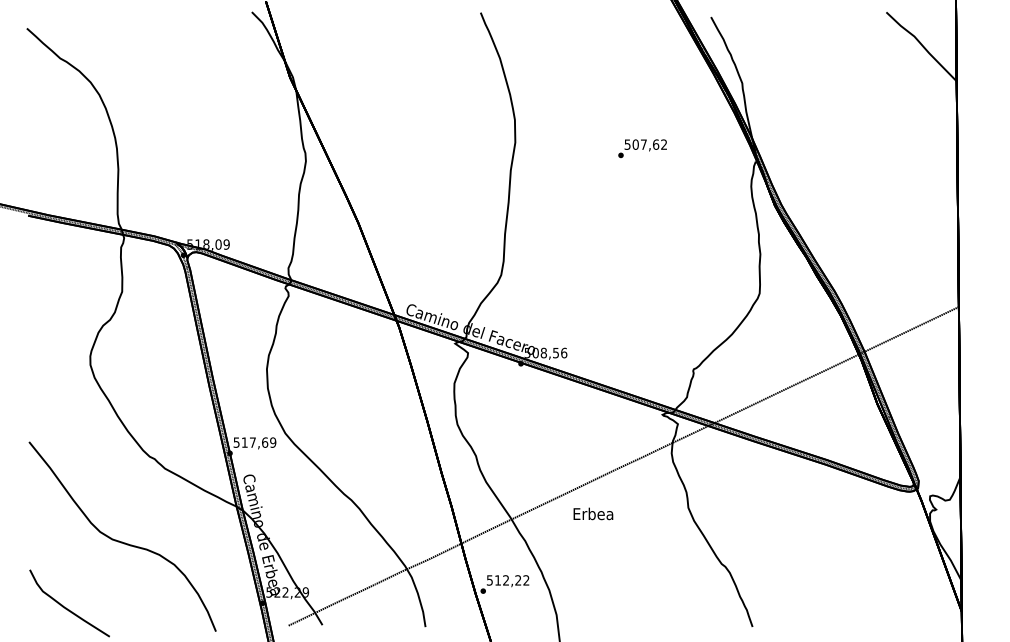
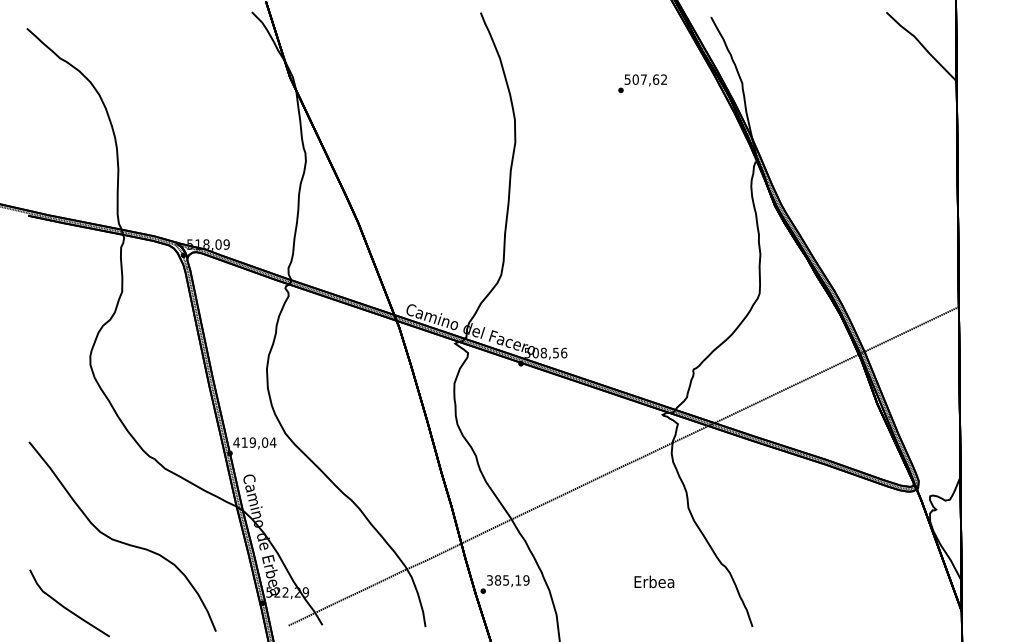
text position: (642, 148) -> (642, 83) (642, 83)
text: 517,69 -> 419,04 (254, 442)
text position: (593, 513) -> (654, 581) (654, 581)
text: 512,22 -> 385,19 (508, 580)
